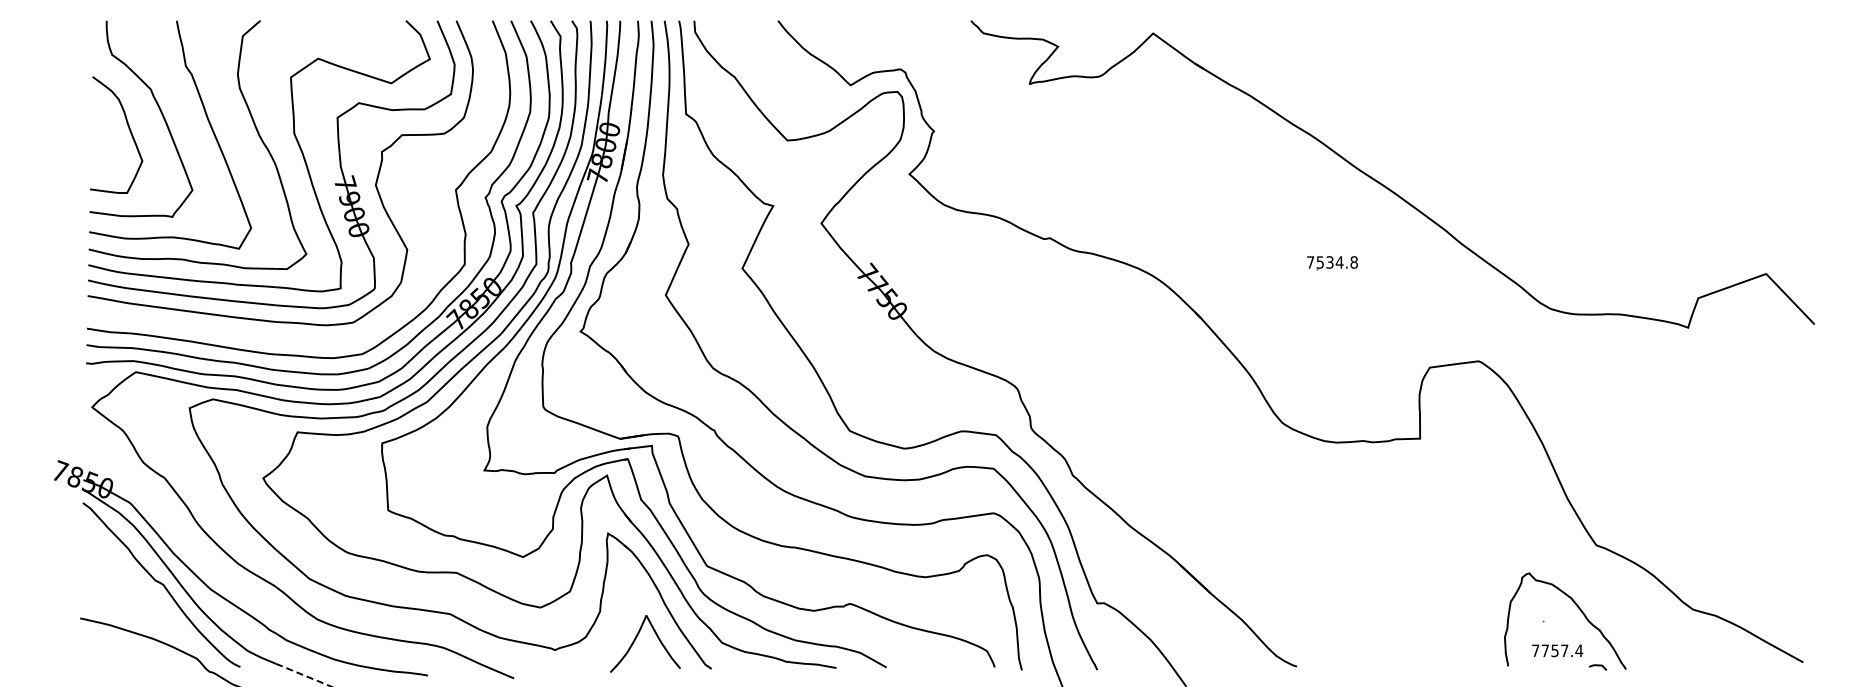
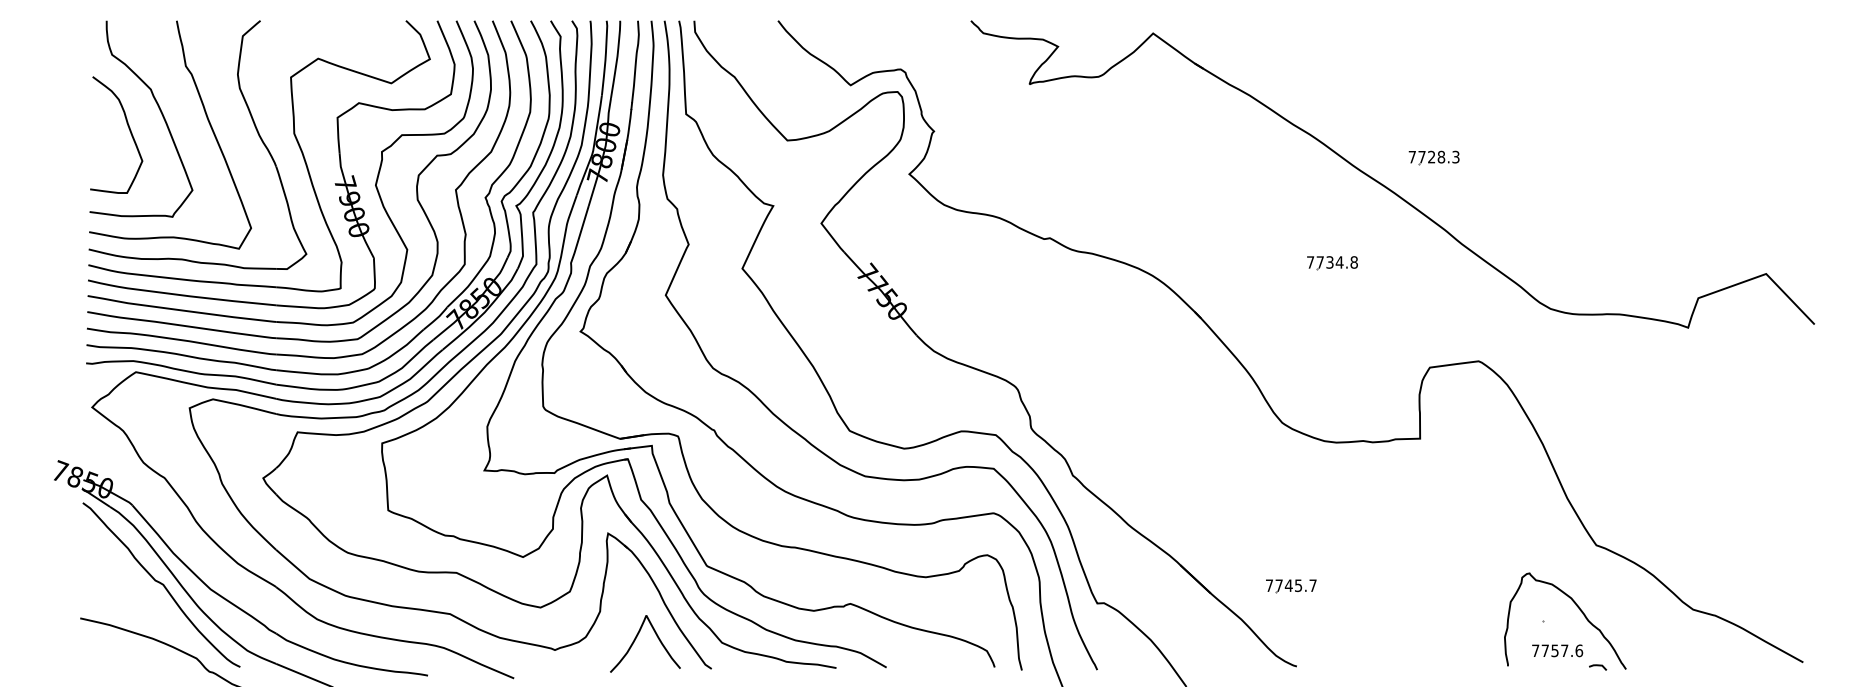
part: none -> present (1433, 157)
part: none -> present (416, 181)
text: 7534.8 -> 7734.8 (1319, 262)
part: none -> present (1291, 586)
text: 7757.4 -> 7757.6 (1579, 650)
line: dashed -> solid (303, 675)
